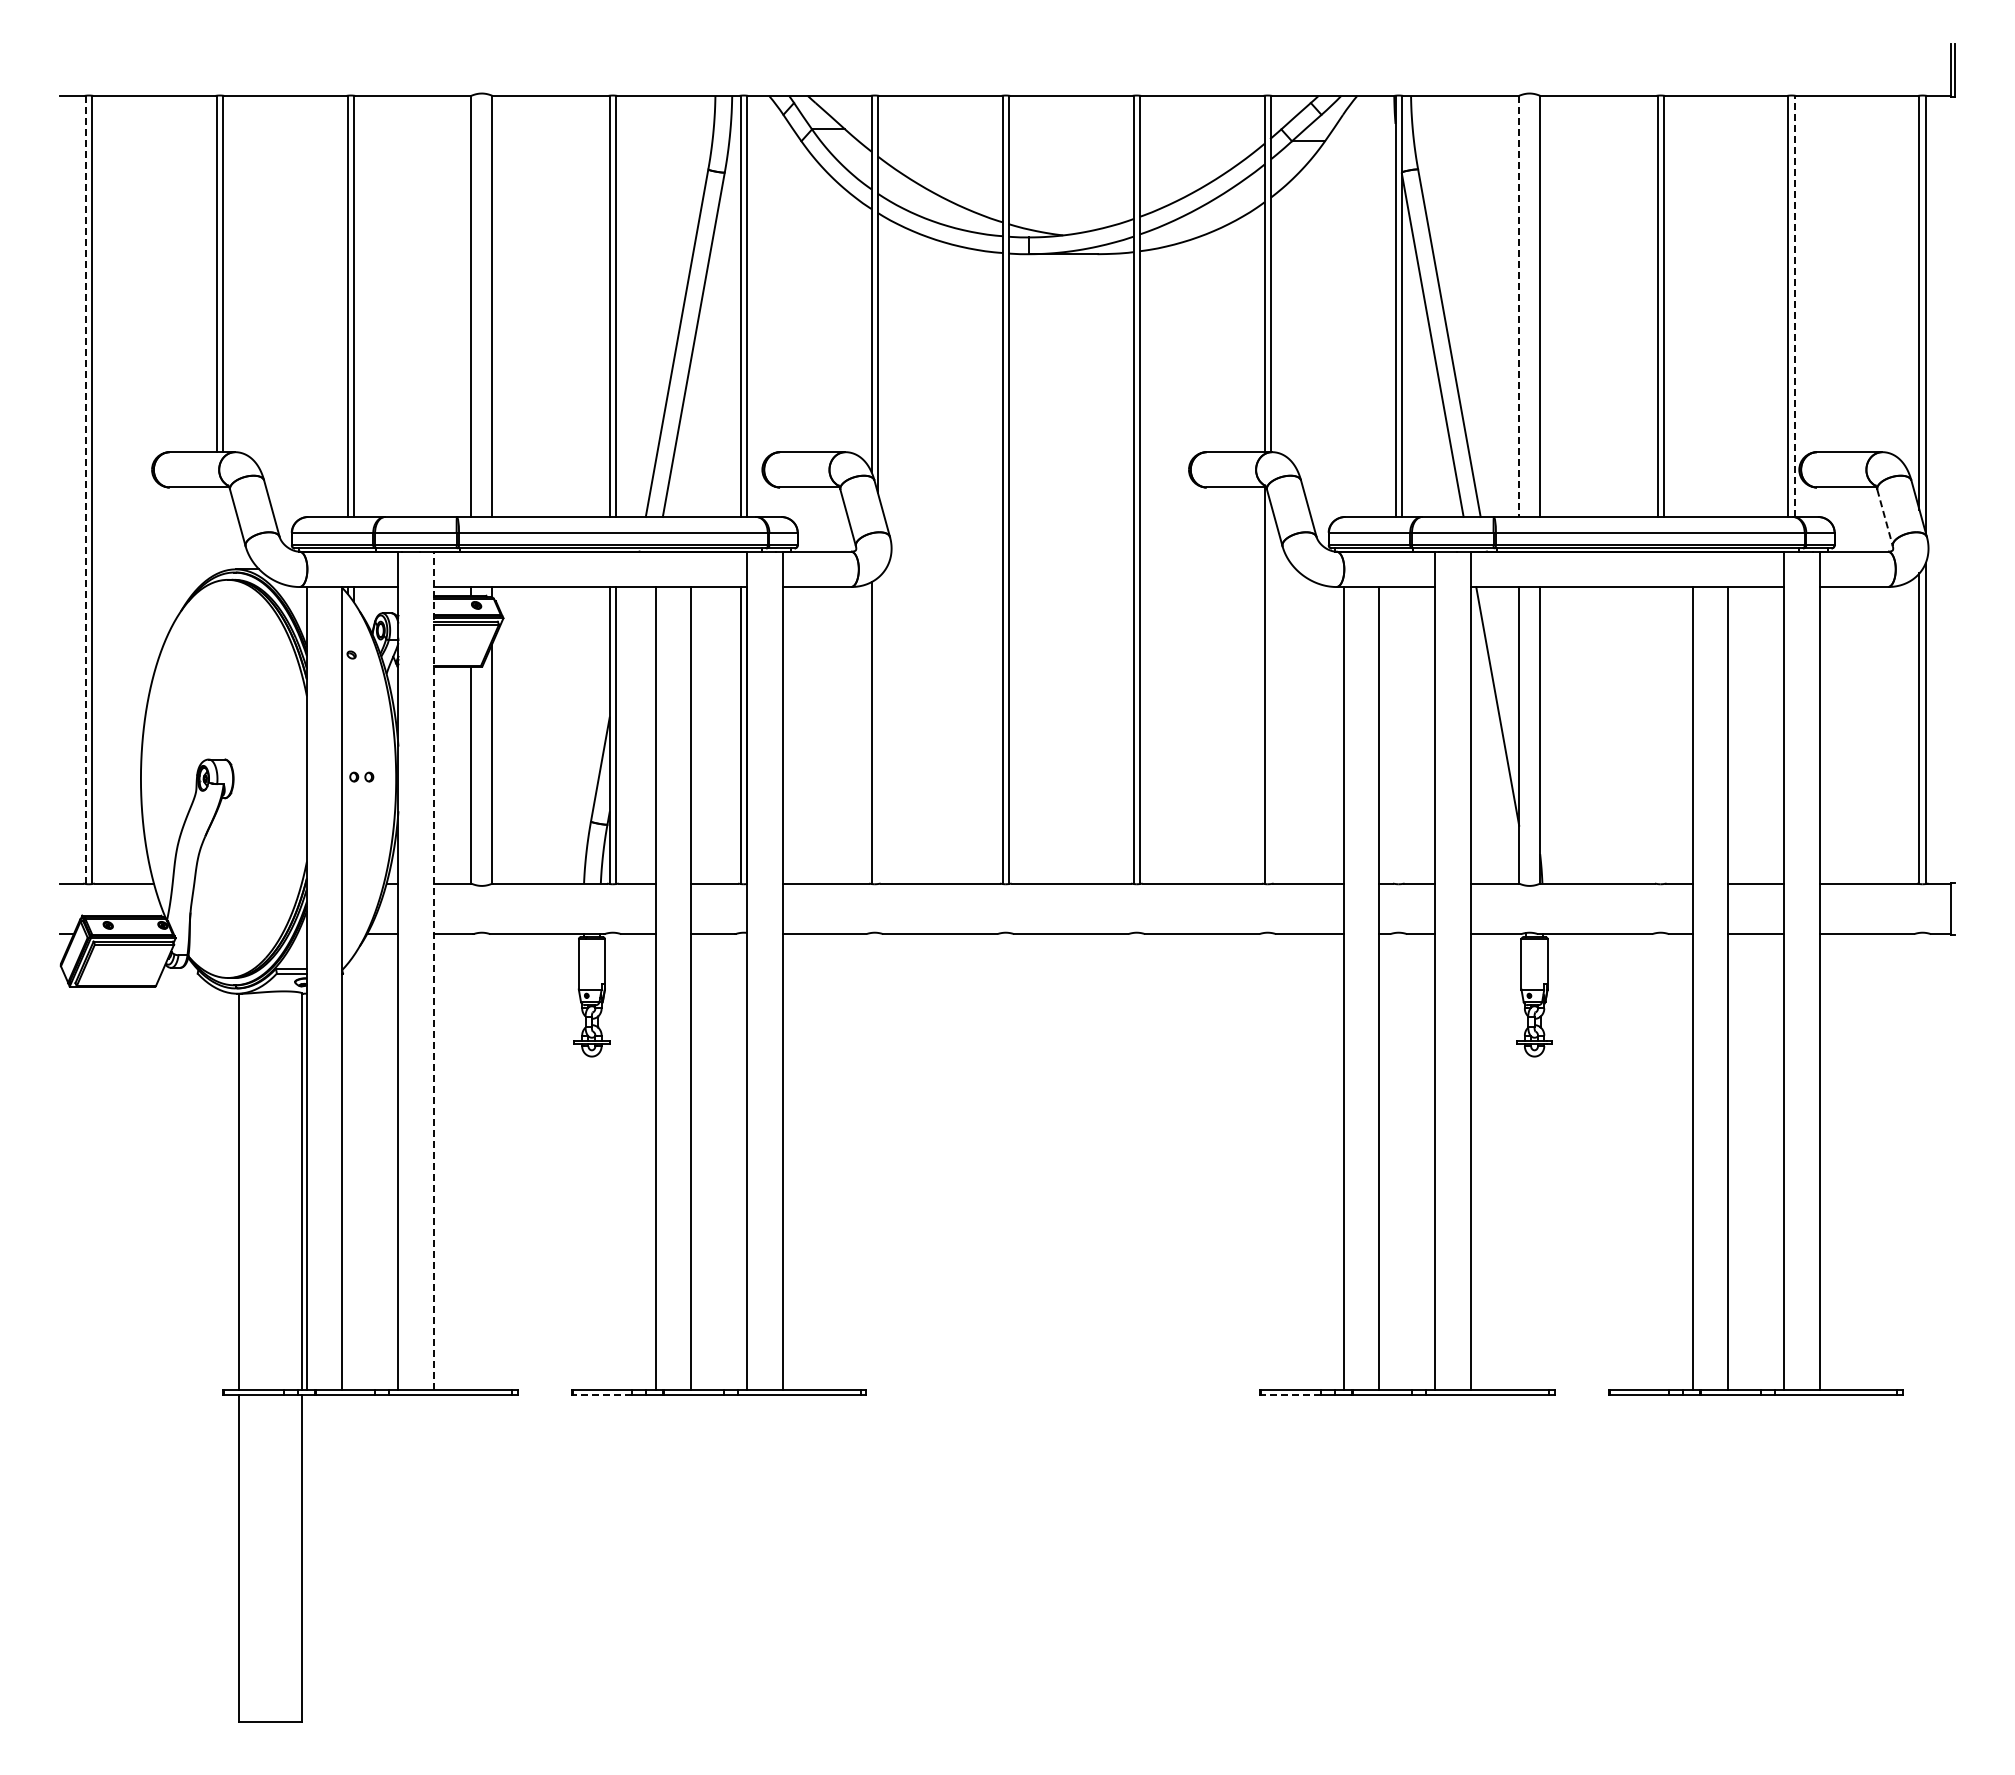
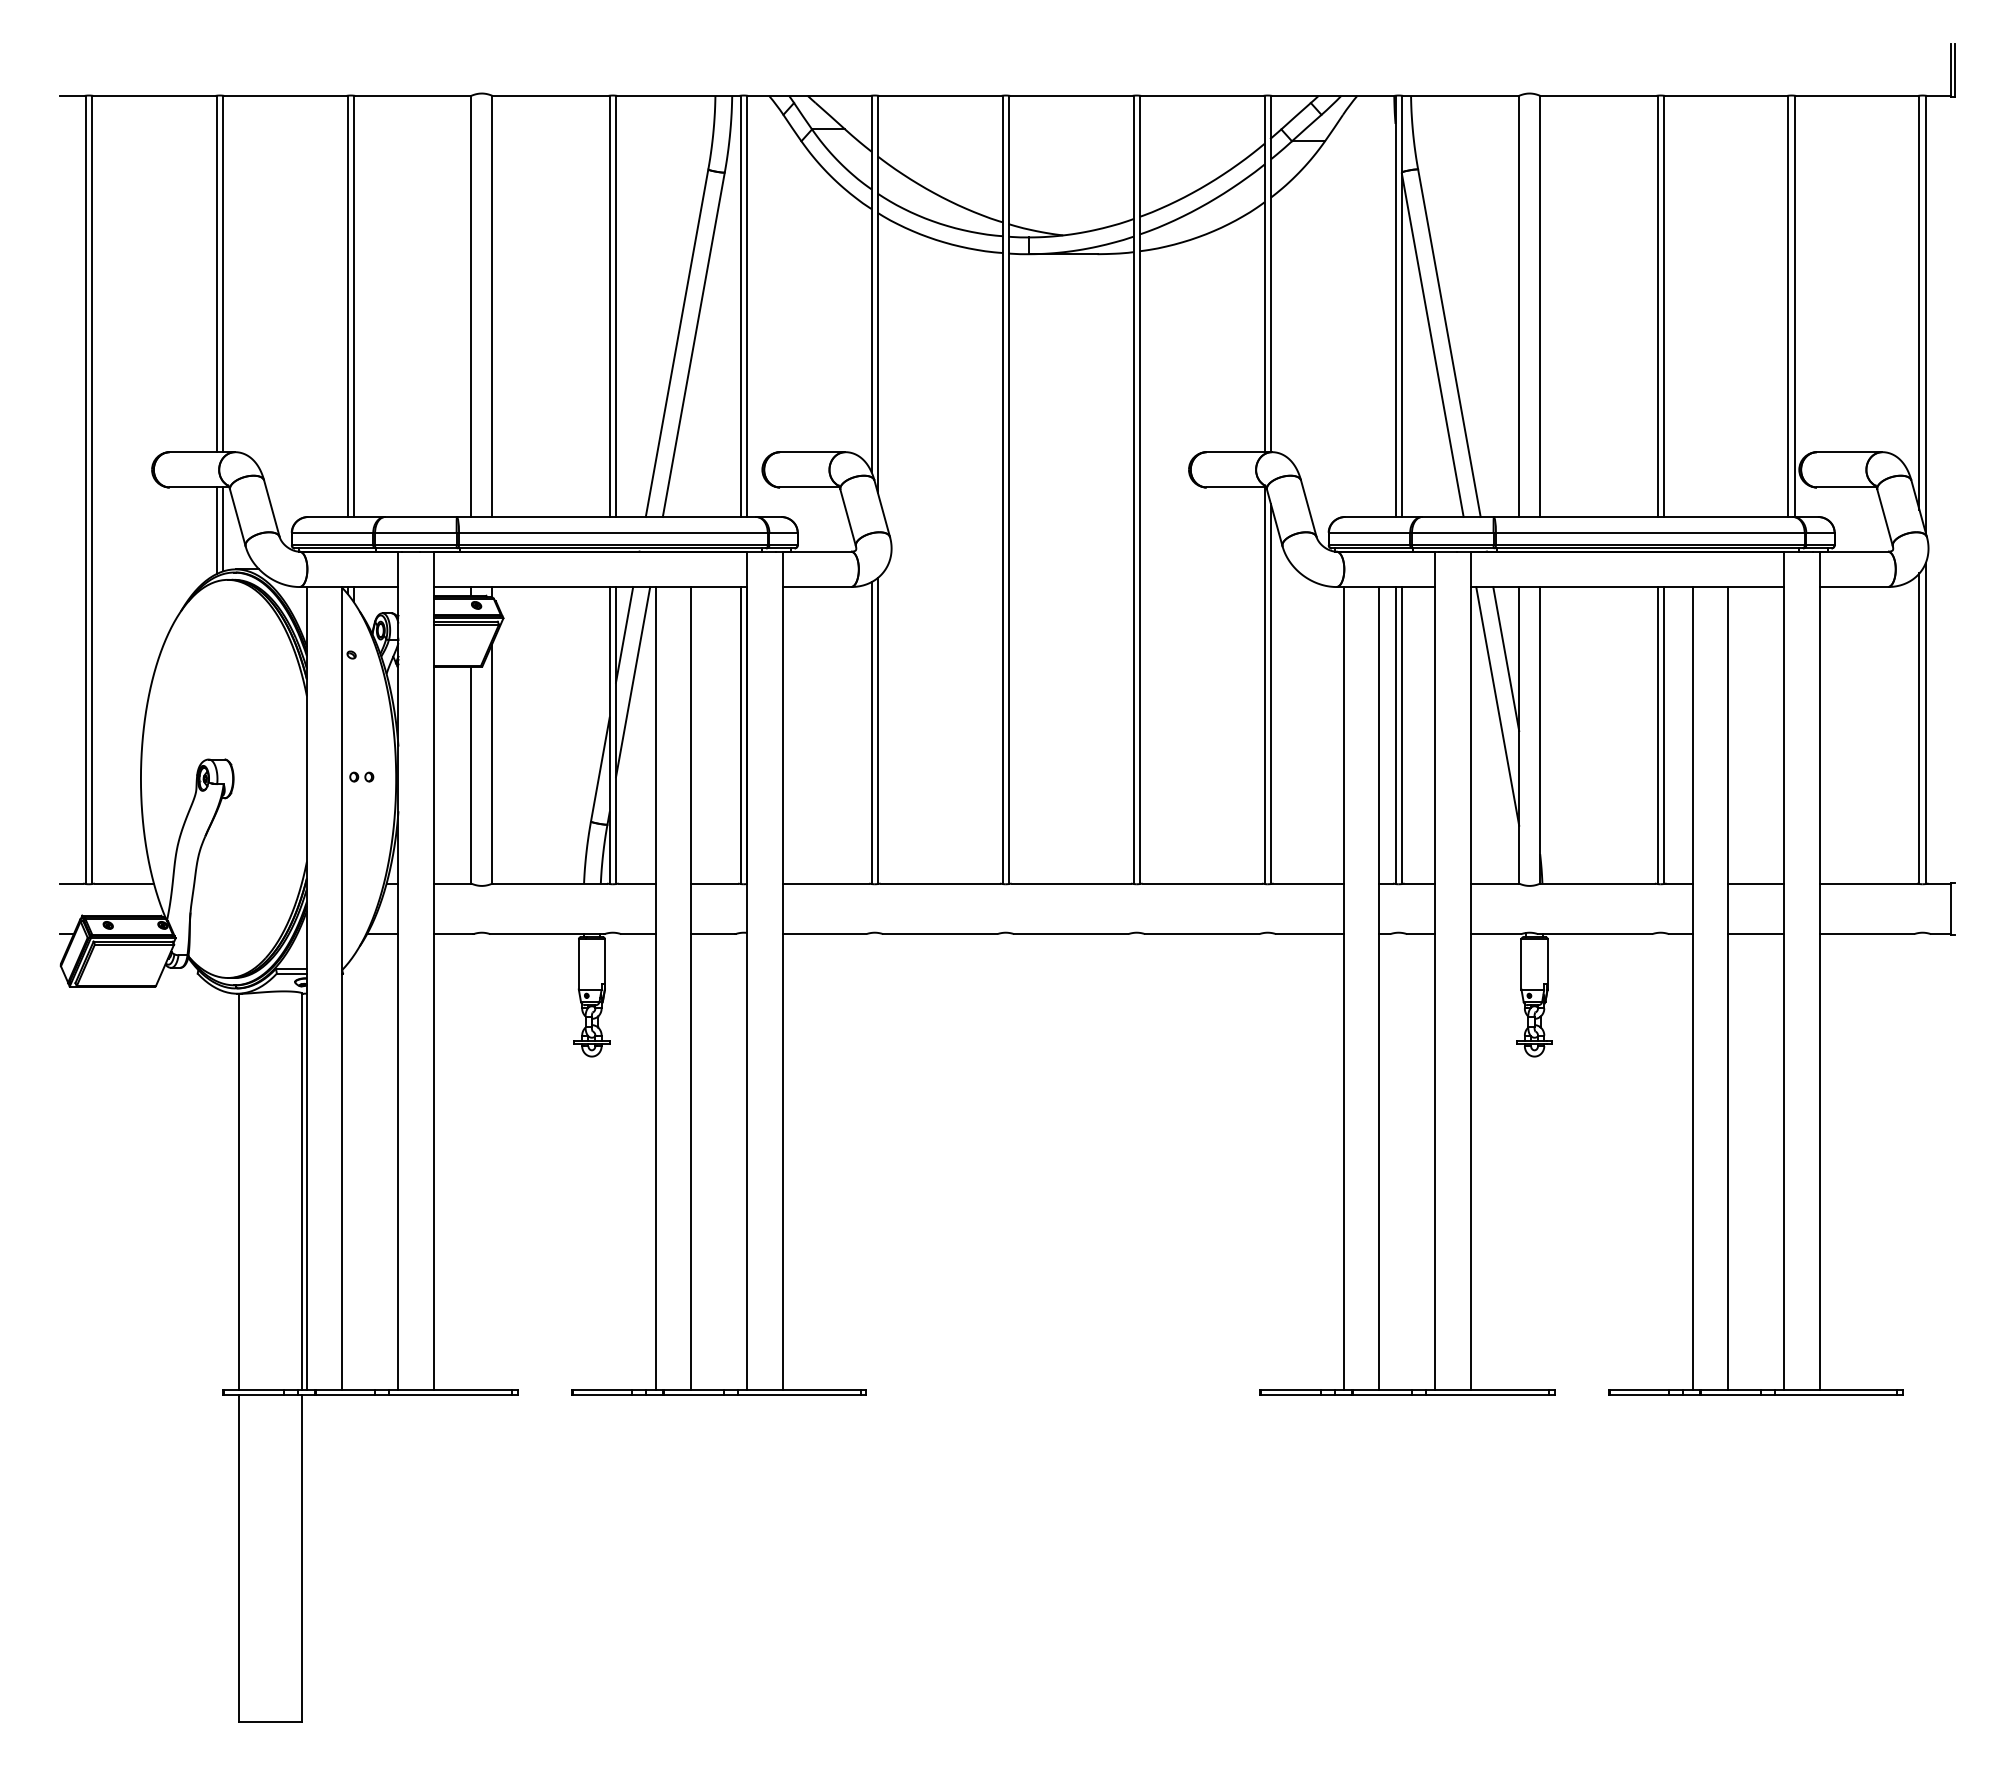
line: dashed -> solid (1519, 306)
line: dashed -> solid (1794, 306)
line: dashed -> solid (85, 490)
line: dashed -> solid (1885, 518)
line: none -> present (223, 529)
line: none -> present (216, 530)
line: none -> present (624, 634)
line: none -> present (1506, 659)
line: none -> present (633, 682)
line: none -> present (1270, 693)
line: none -> present (877, 730)
line: none -> present (1395, 735)
line: none -> present (1401, 735)
line: none -> present (1657, 735)
line: none -> present (1663, 735)
line: dashed -> solid (433, 970)
line: dashed -> solid (602, 1395)
line: dashed -> solid (1290, 1395)
